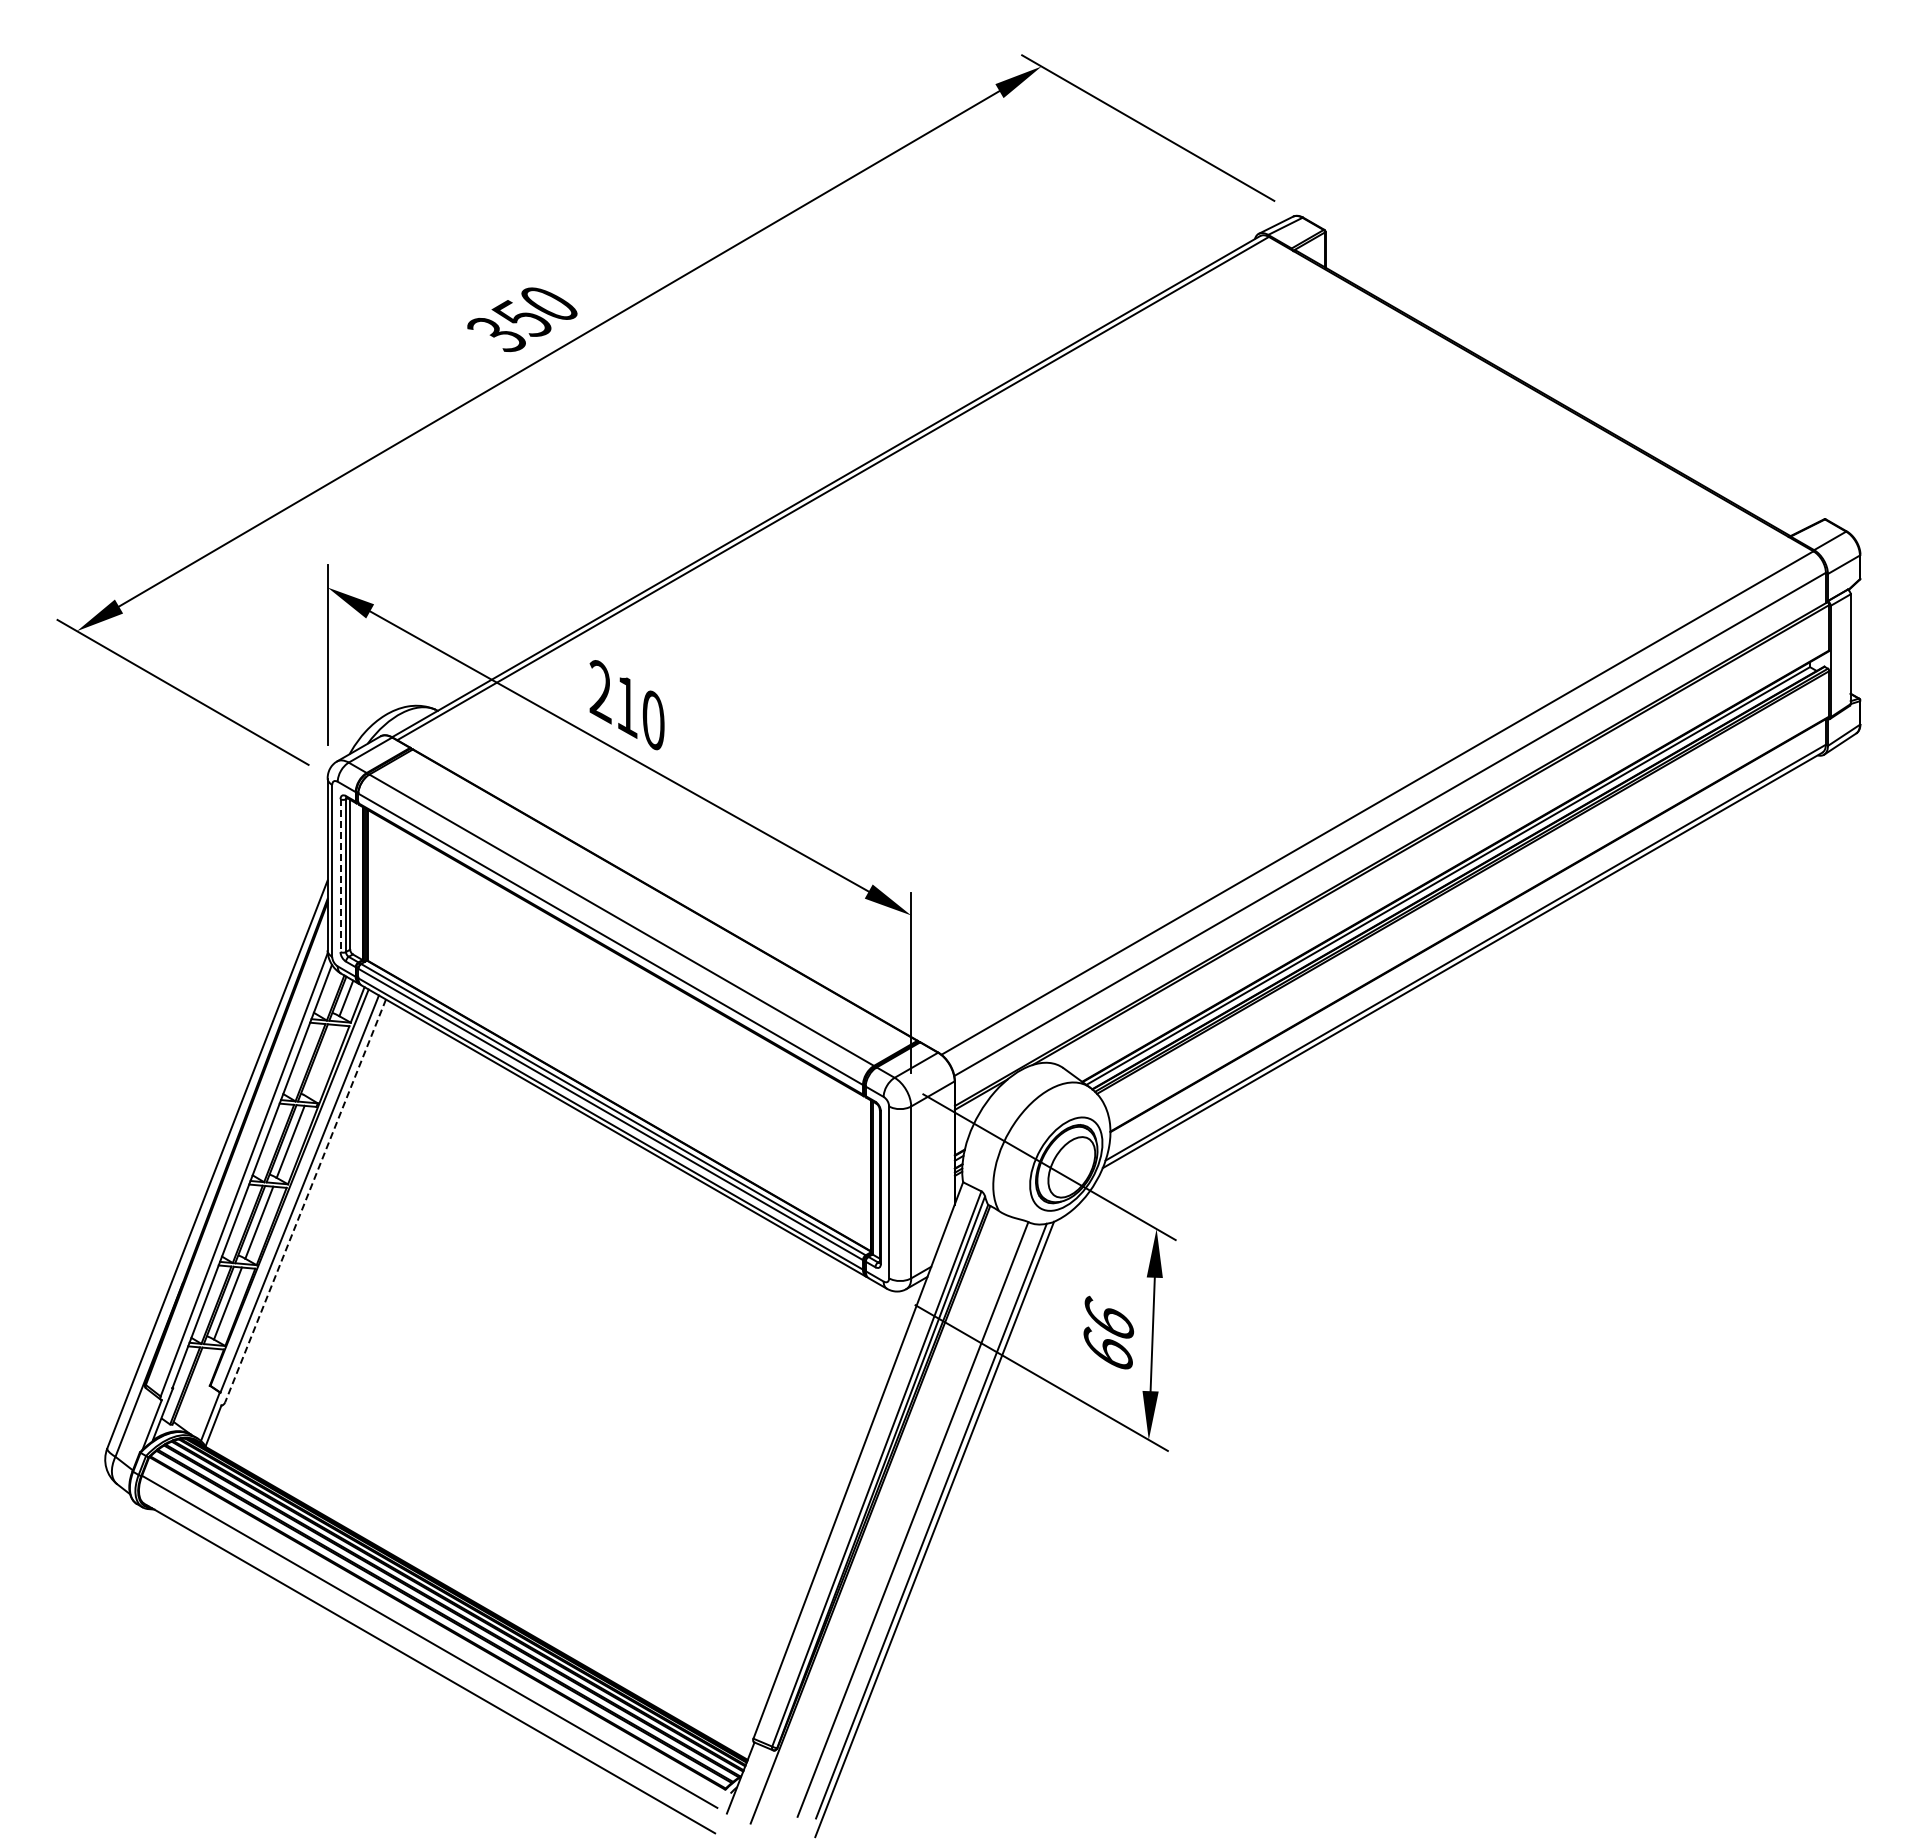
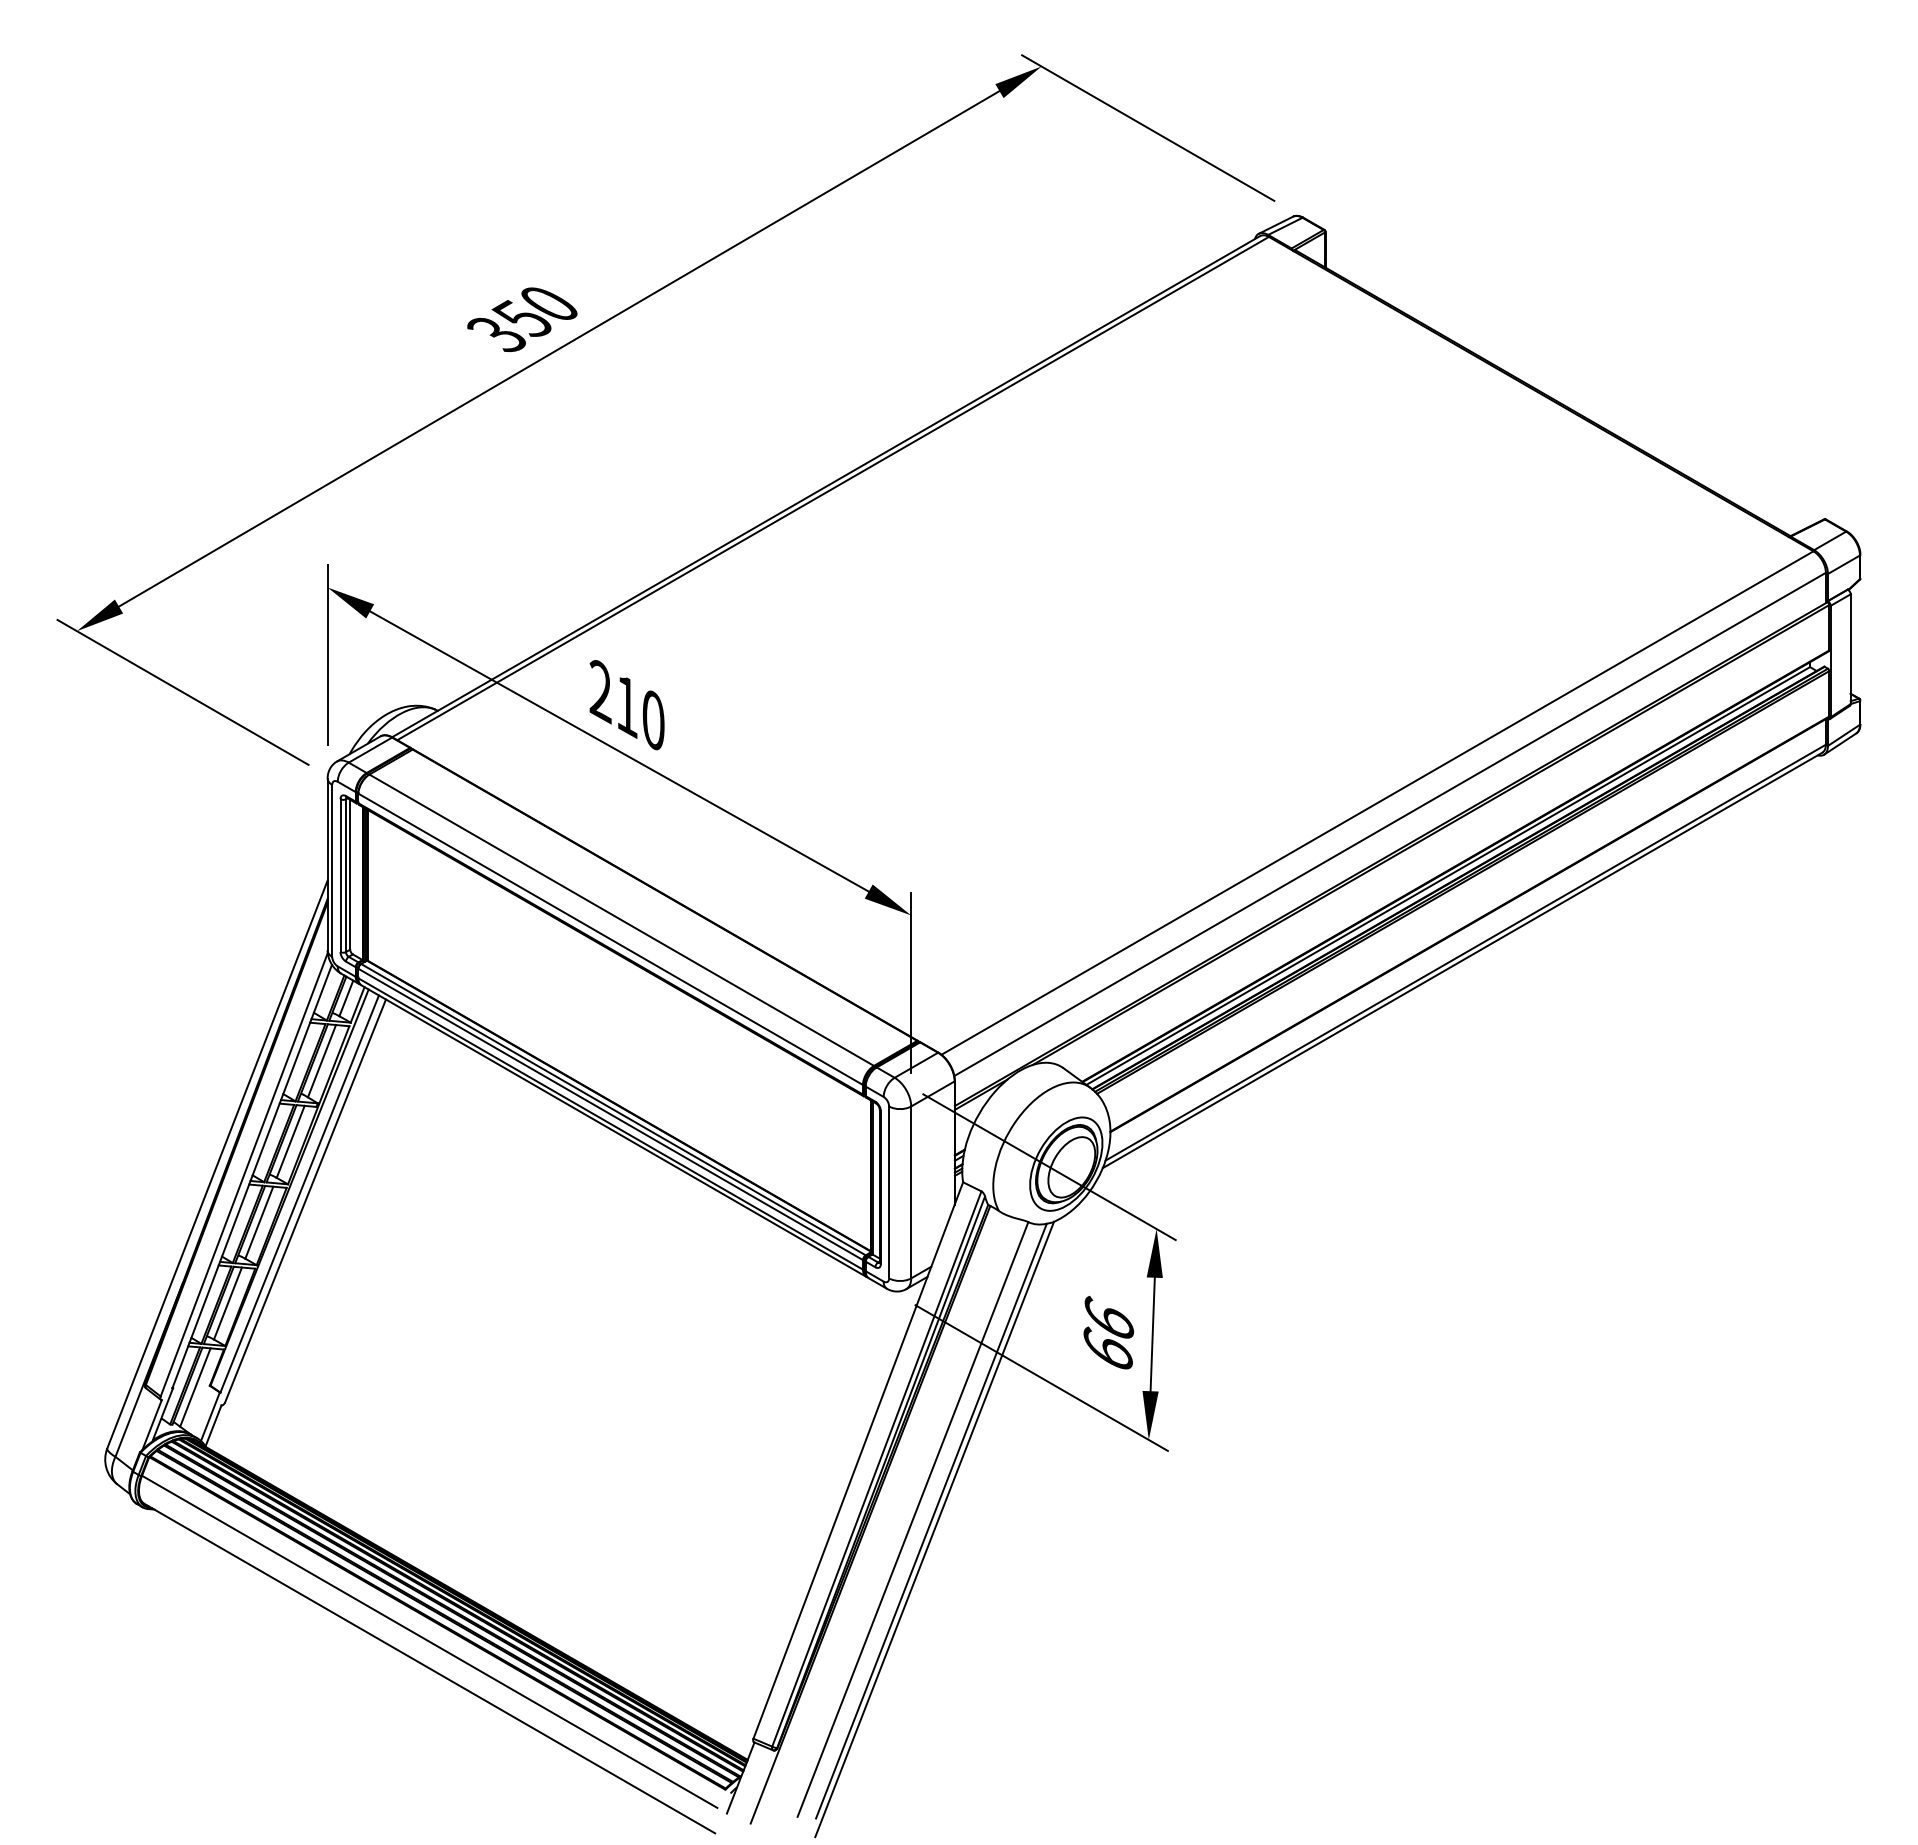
line: dashed -> solid (340, 876)
line: none -> present (321, 1061)
line: dashed -> solid (305, 1200)
line: none -> present (195, 1387)
